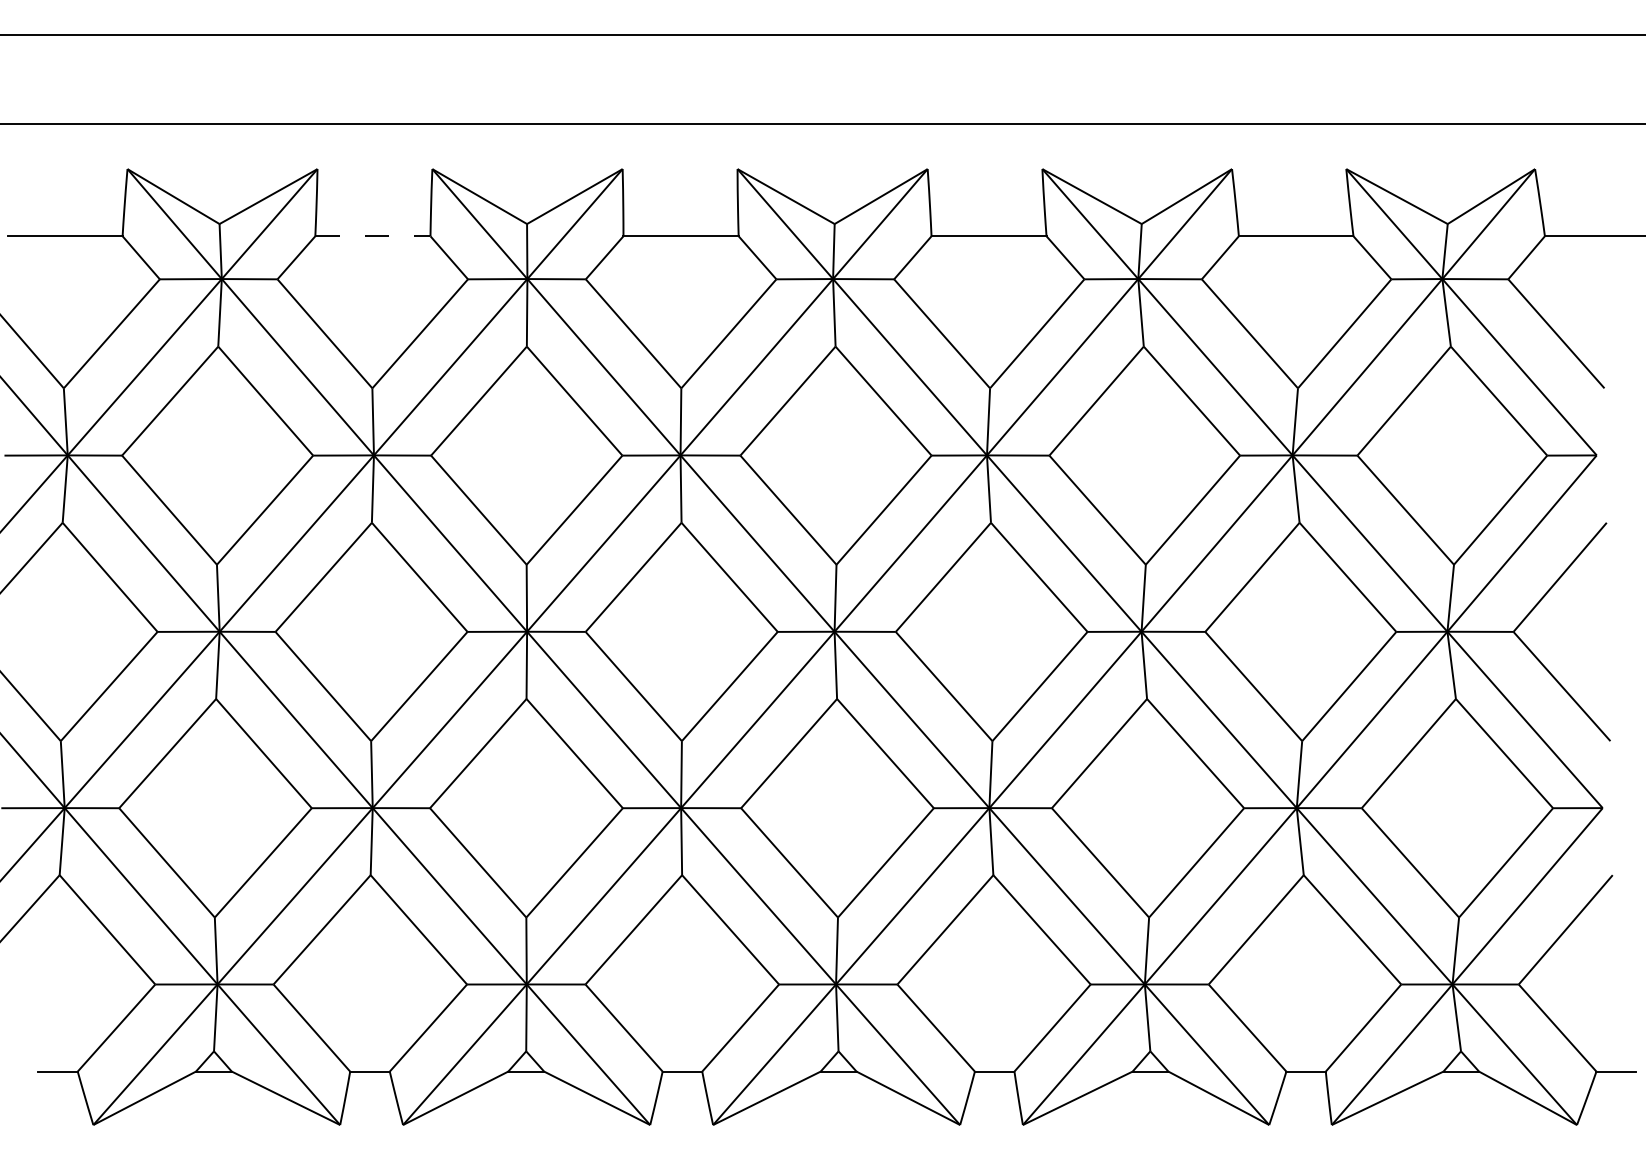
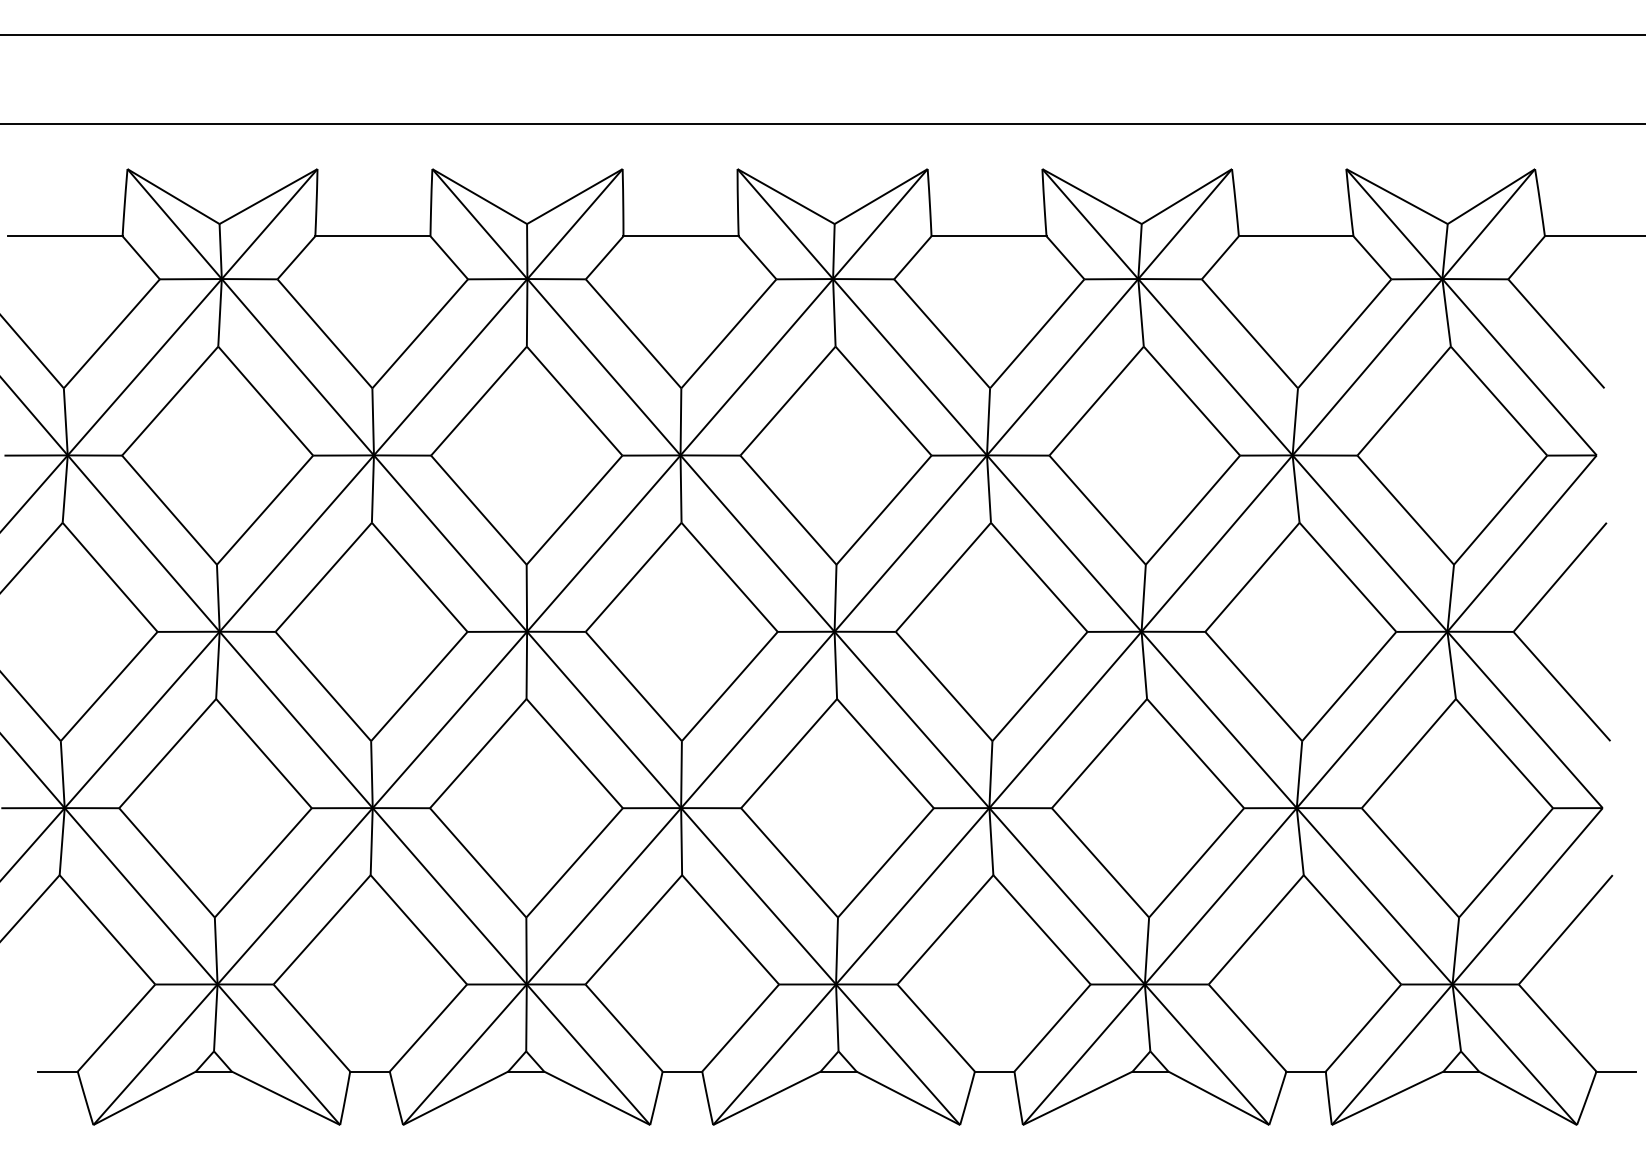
line: dashed -> solid (372, 236)
